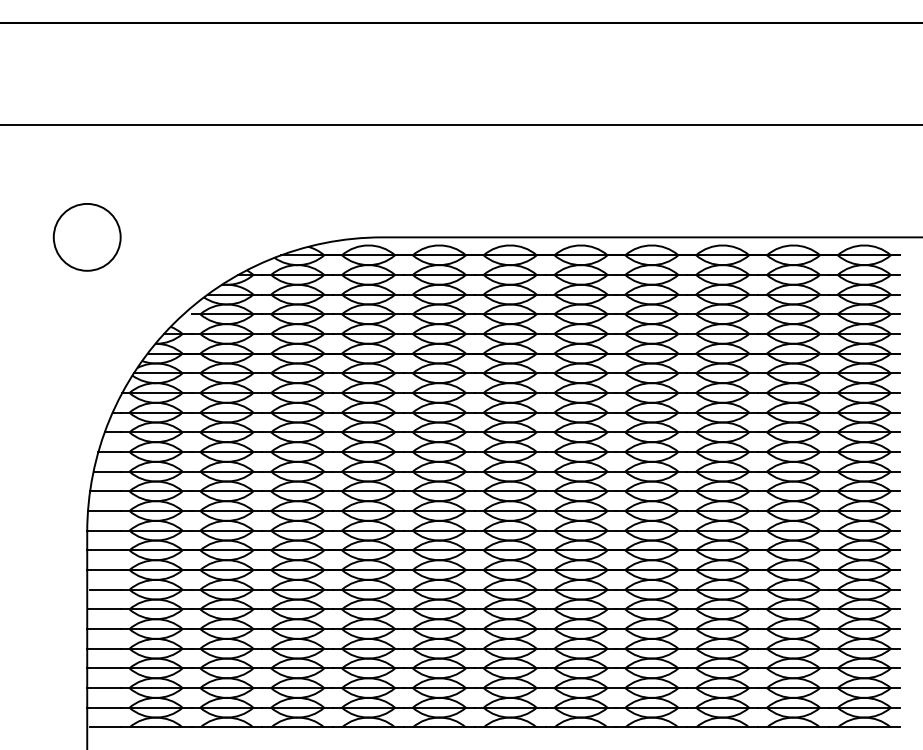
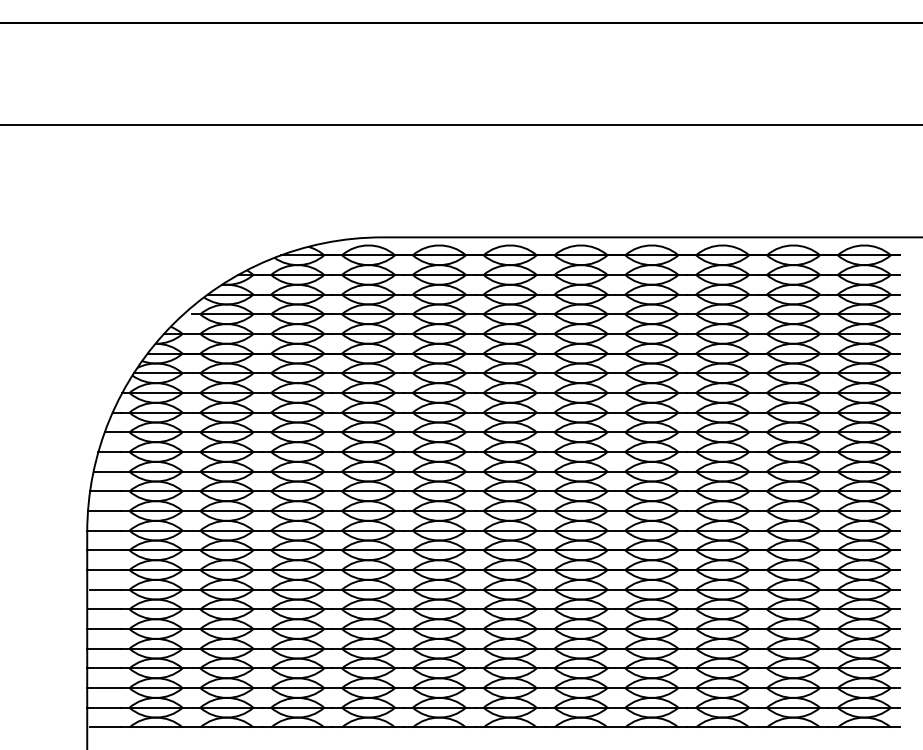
circle: present -> none (86, 237)
